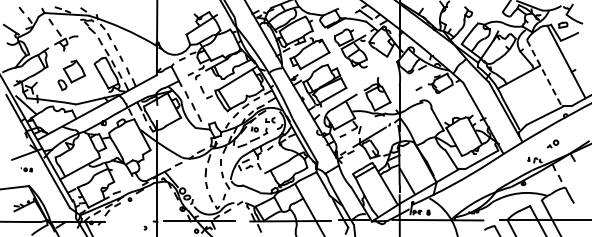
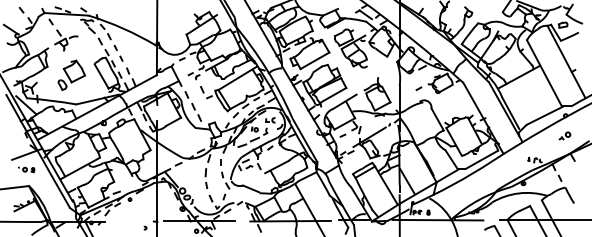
line: dashed -> solid (544, 73)
part position: (552, 143) -> (564, 135) (564, 135)
part size: 13x6 px -> 18x8 px (26, 169)
